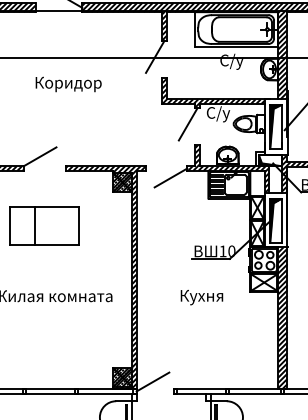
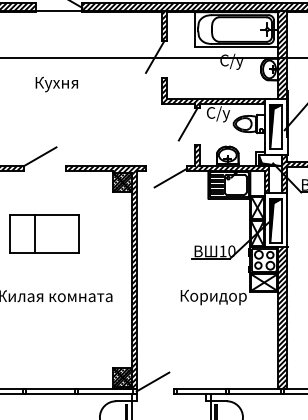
text: Коридор -> Кухня (72, 85)
part position: (44, 225) -> (44, 233) (44, 233)
text: Кухня -> Коридор (217, 298)
